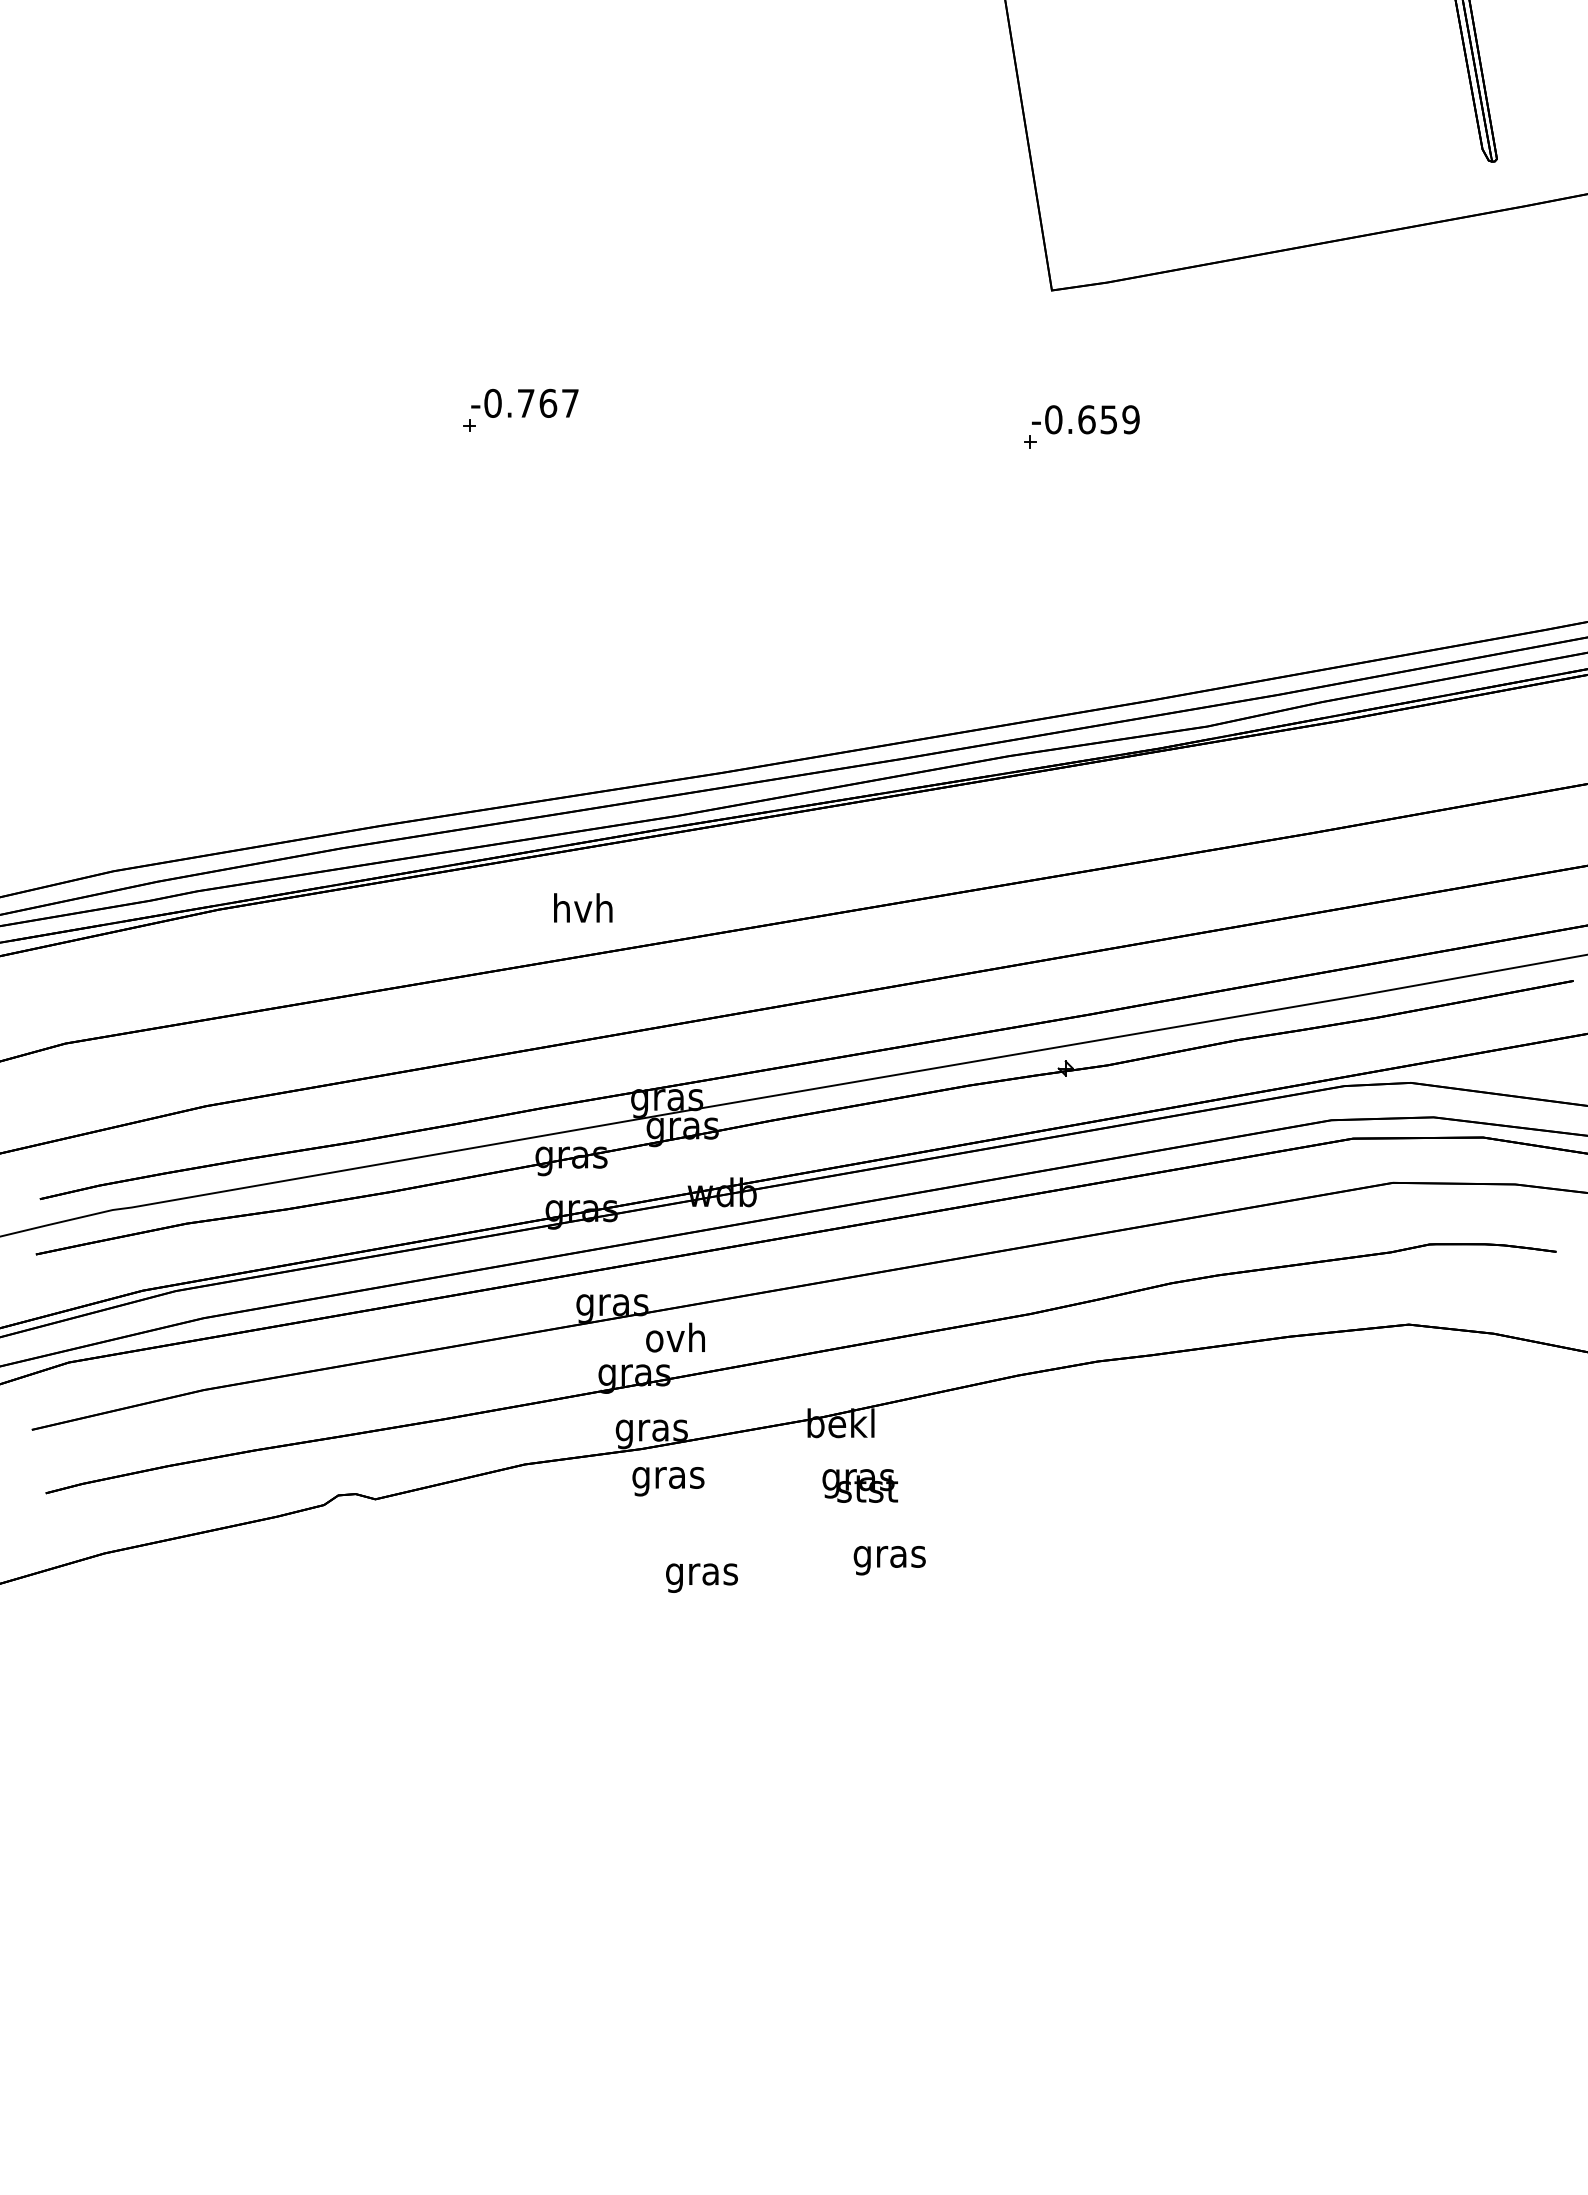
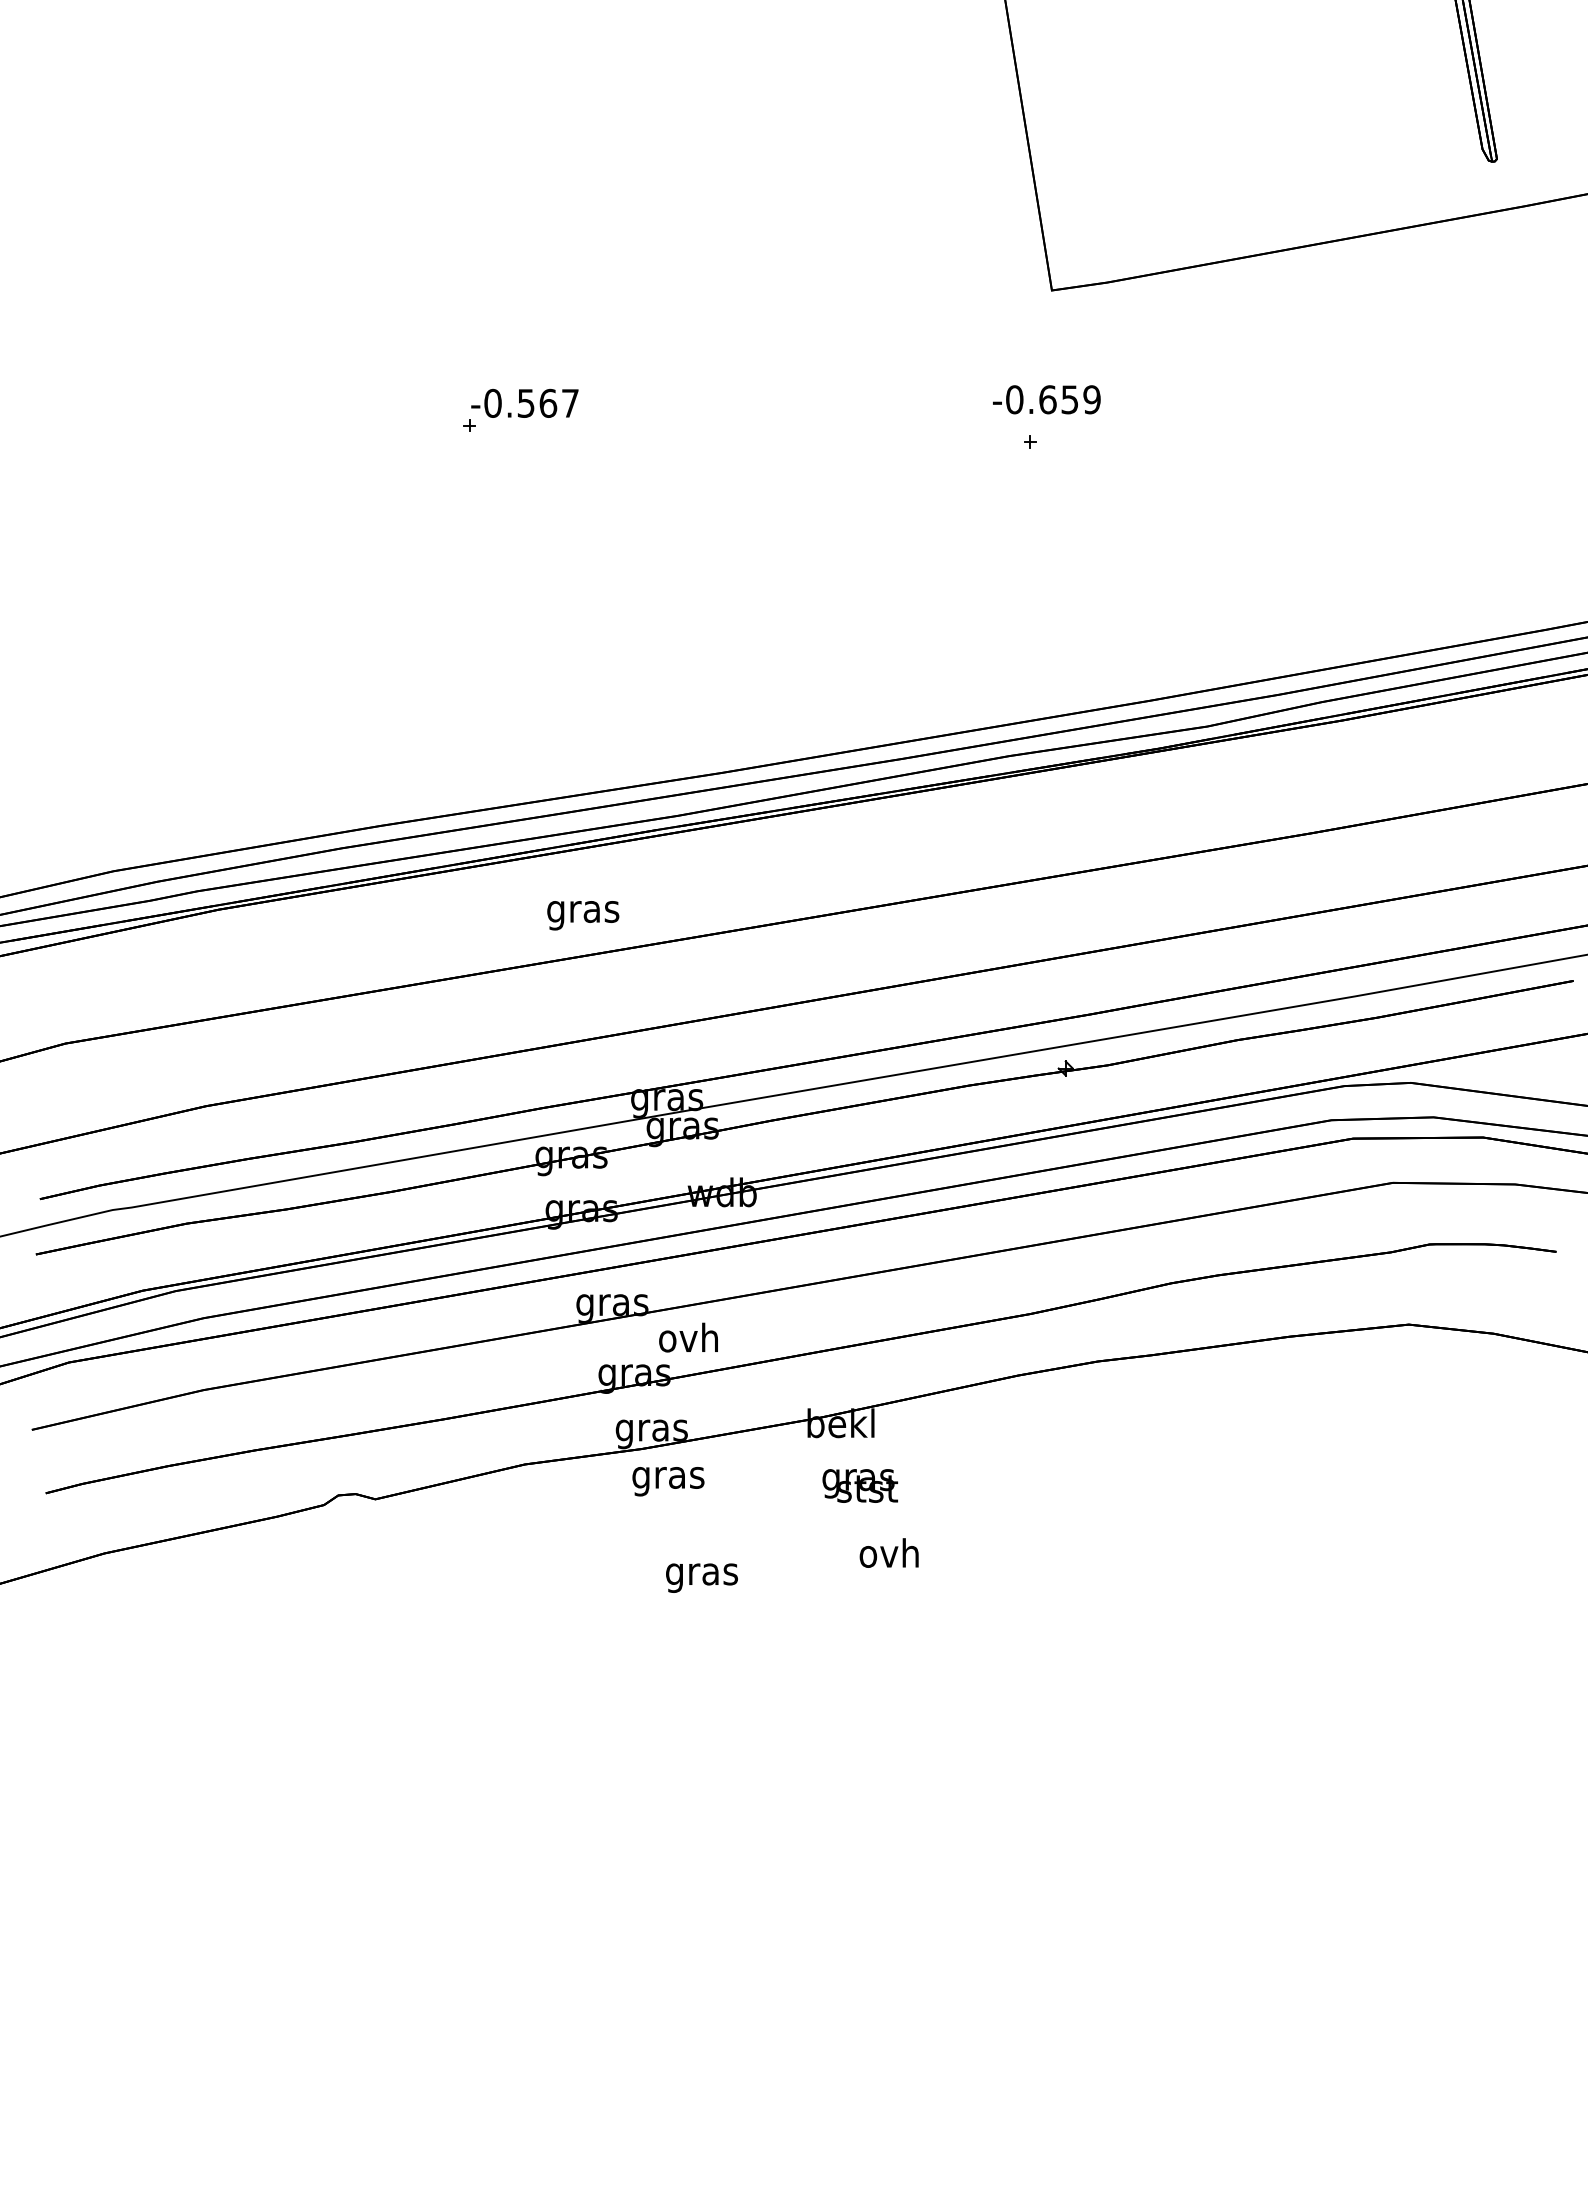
text: -0.767 -> -0.567 (525, 403)
text position: (1085, 419) -> (1046, 399) (1046, 399)
text: hvh -> gras (583, 911)
text position: (675, 1337) -> (688, 1337) (688, 1337)
text: gras -> ovh (889, 1556)
